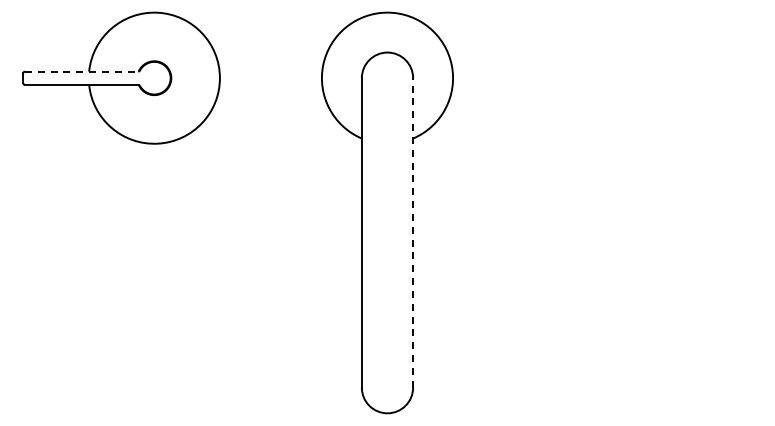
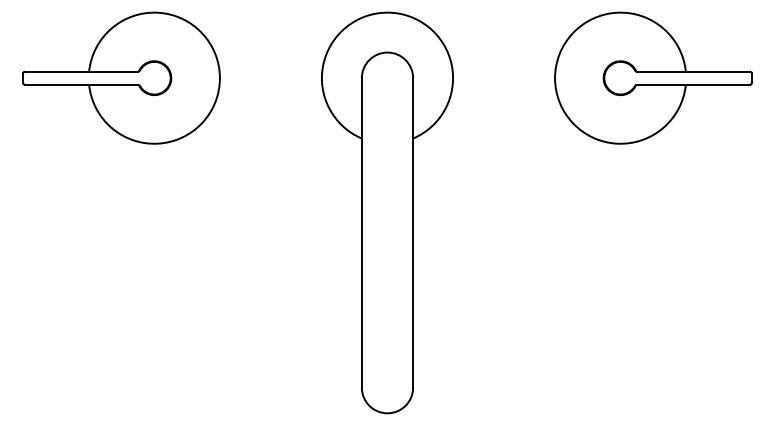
line: dashed -> solid (81, 71)
part: none -> present (653, 77)
line: dashed -> solid (413, 232)
